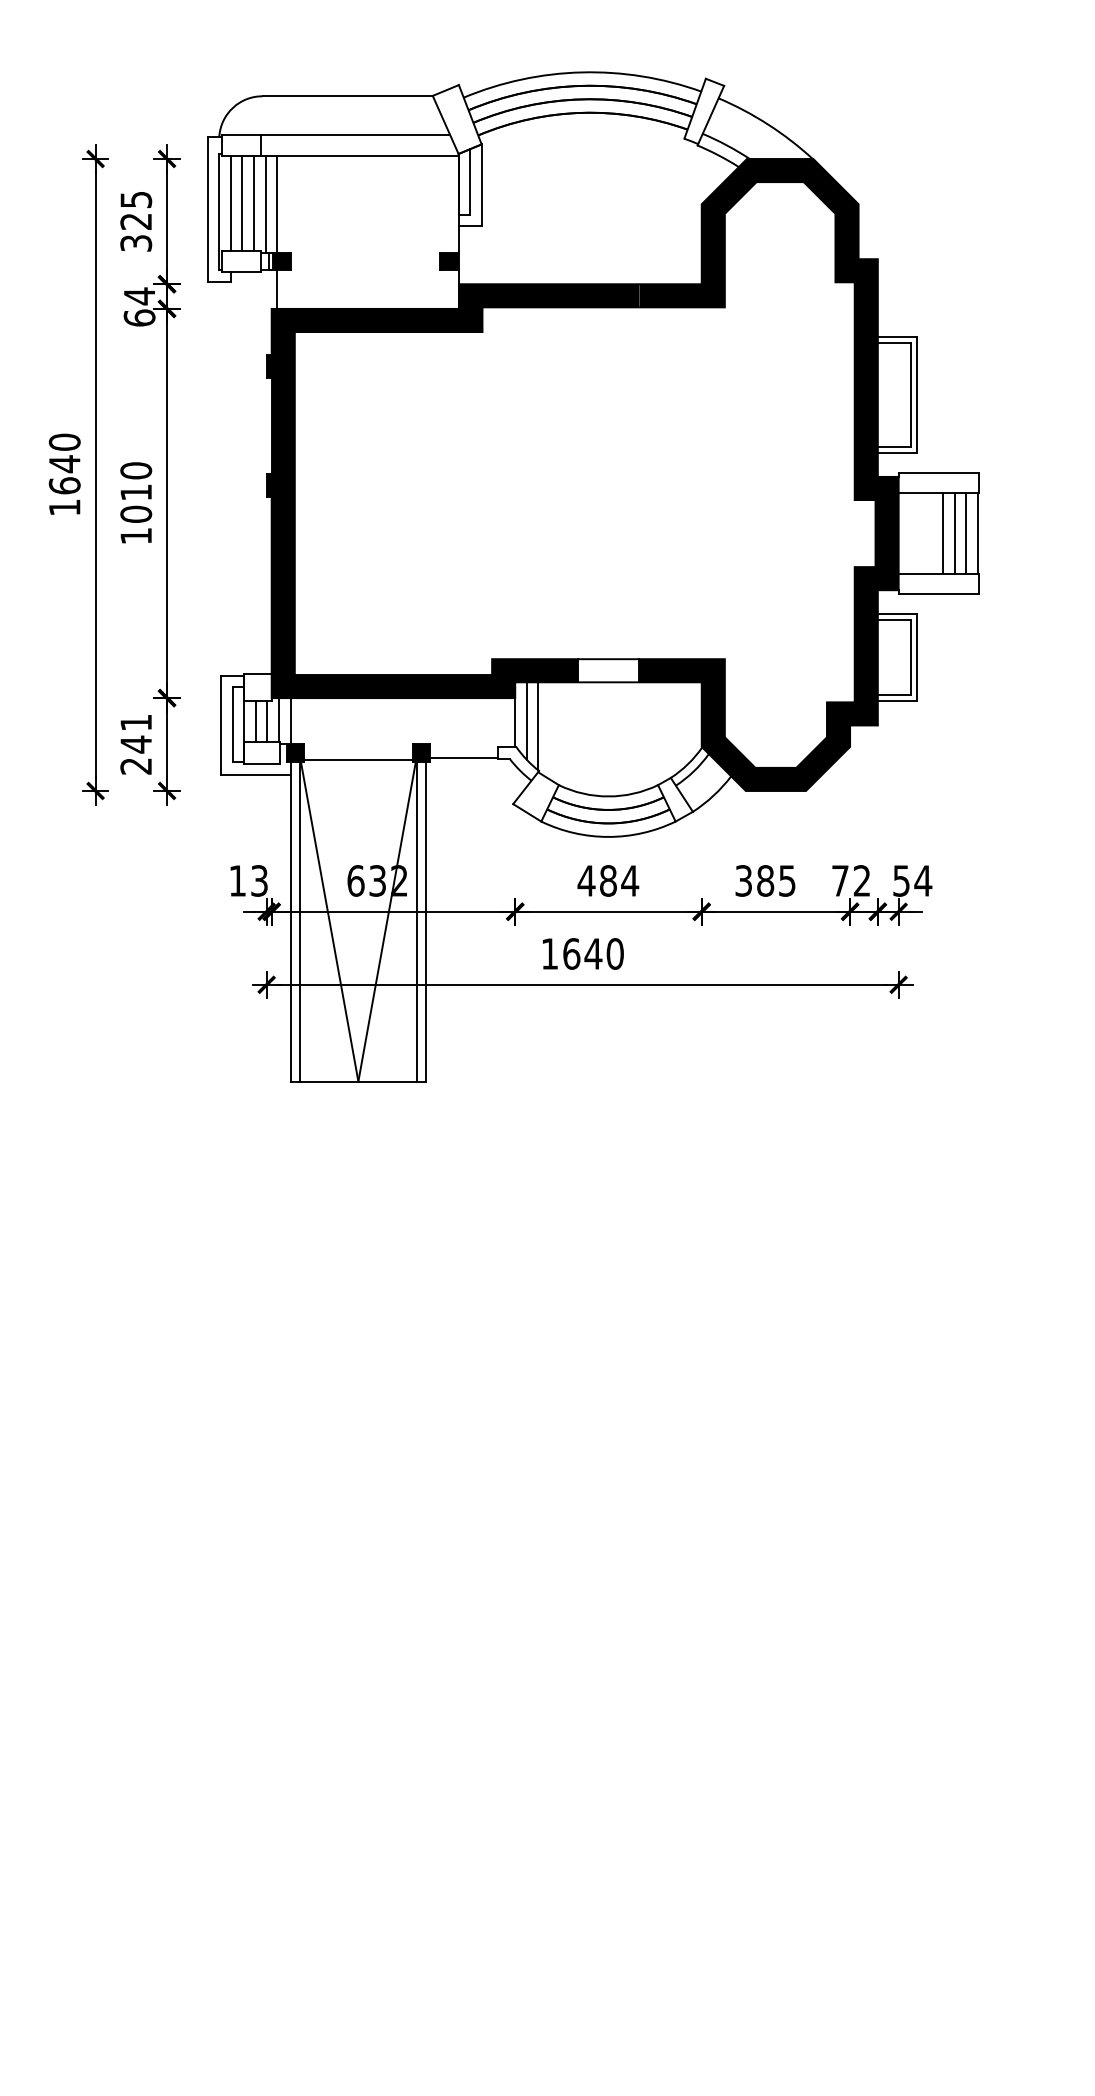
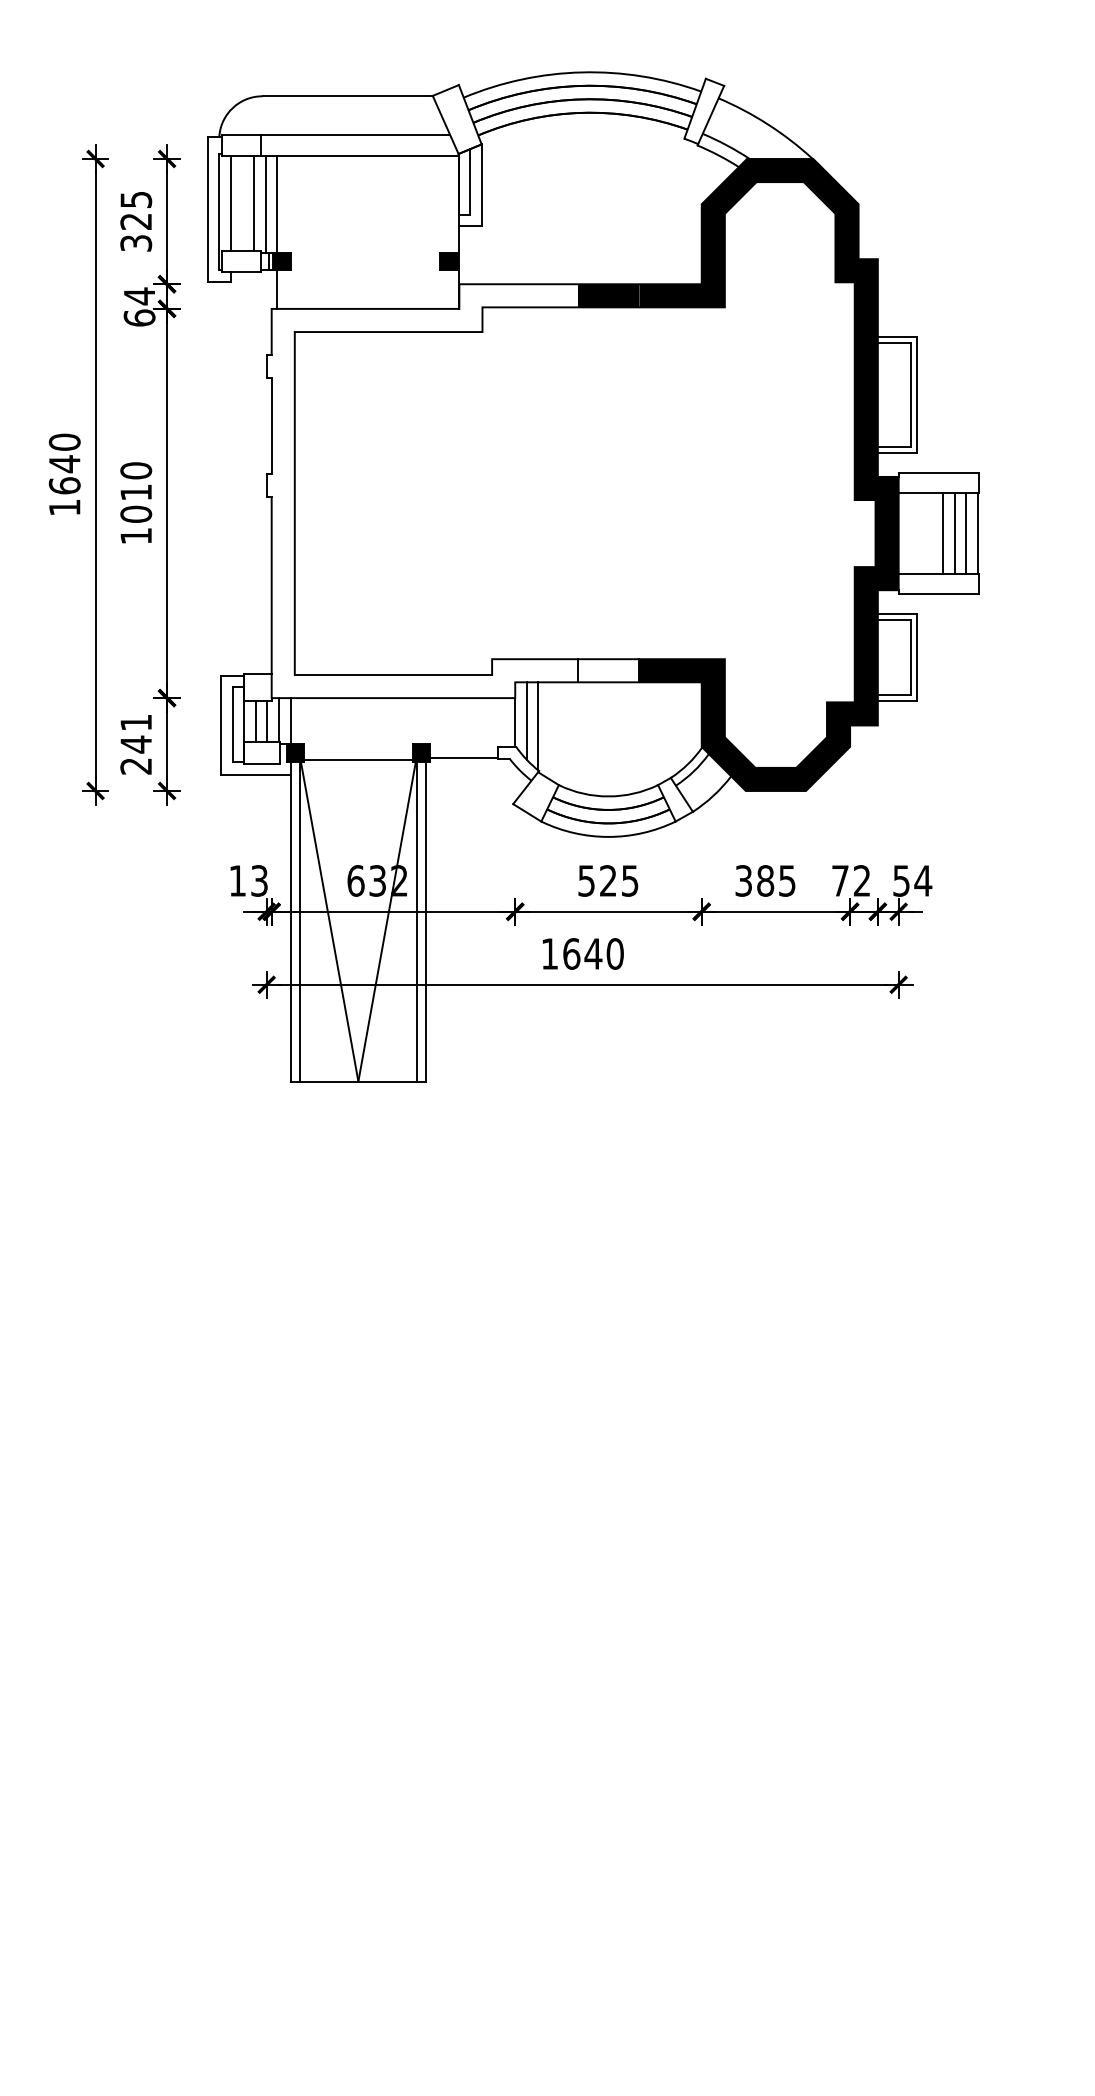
line: present -> none (242, 202)
fill: present -> none (421, 491)
text: 484 -> 525 (608, 880)
